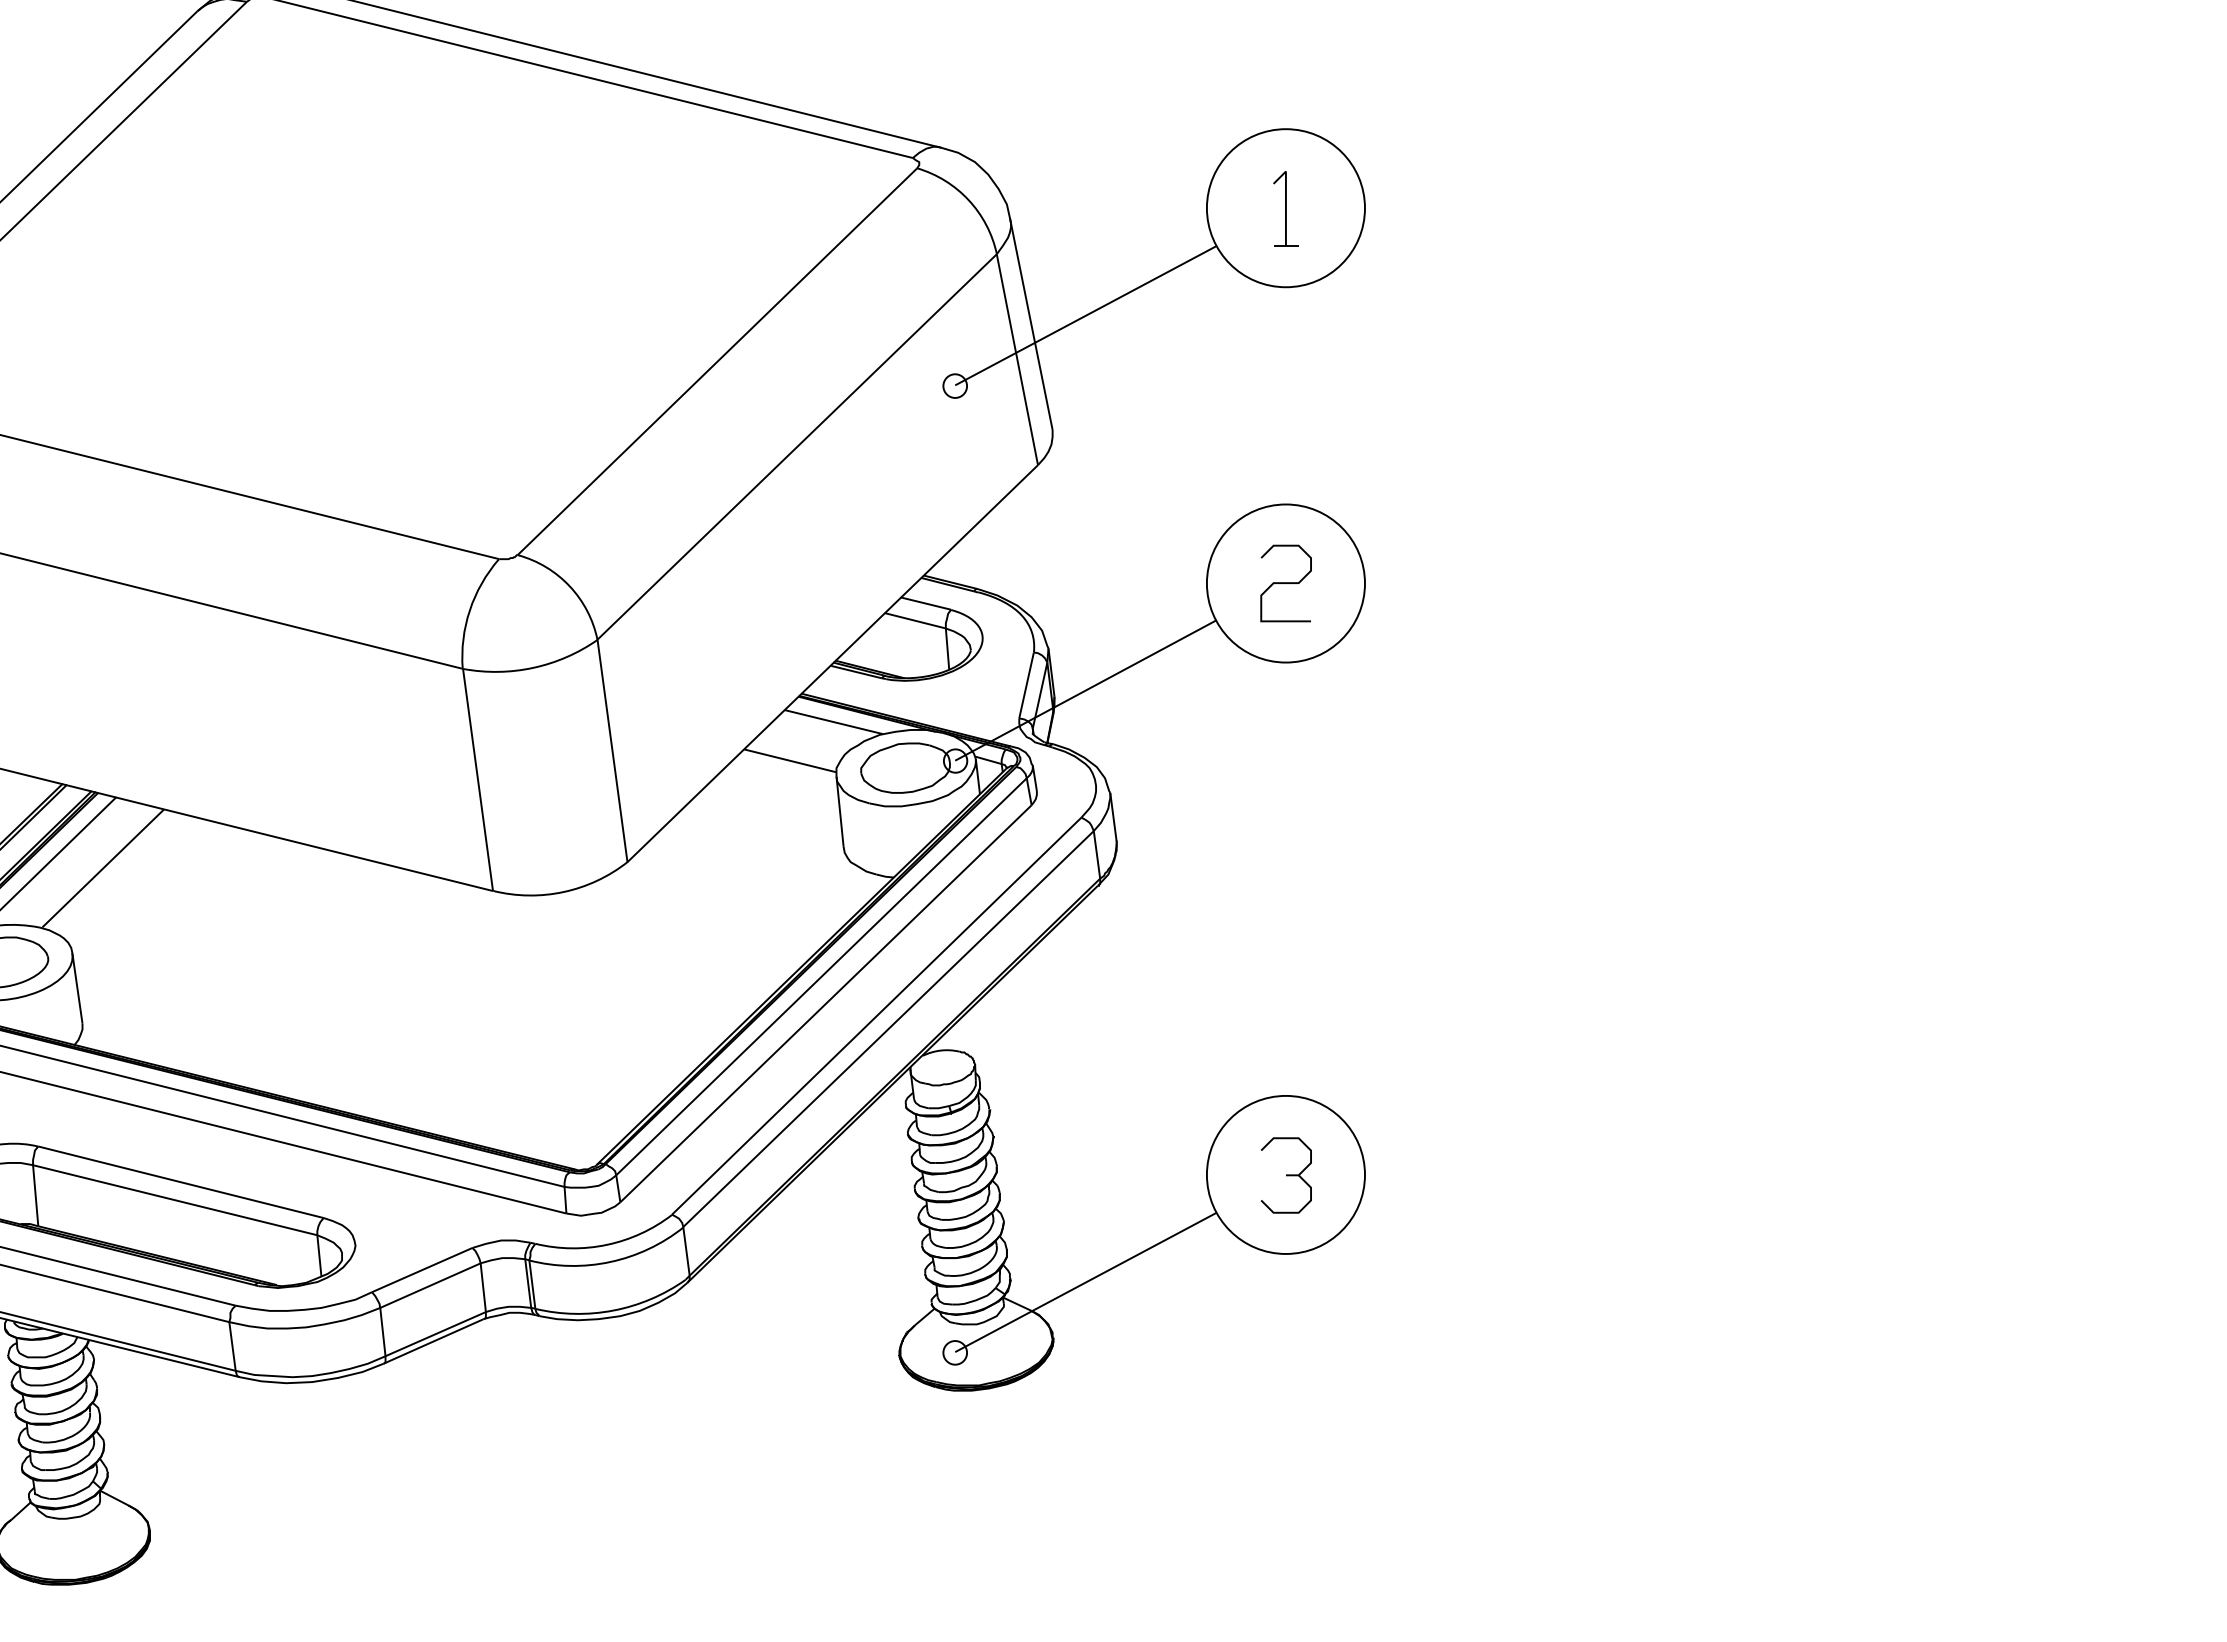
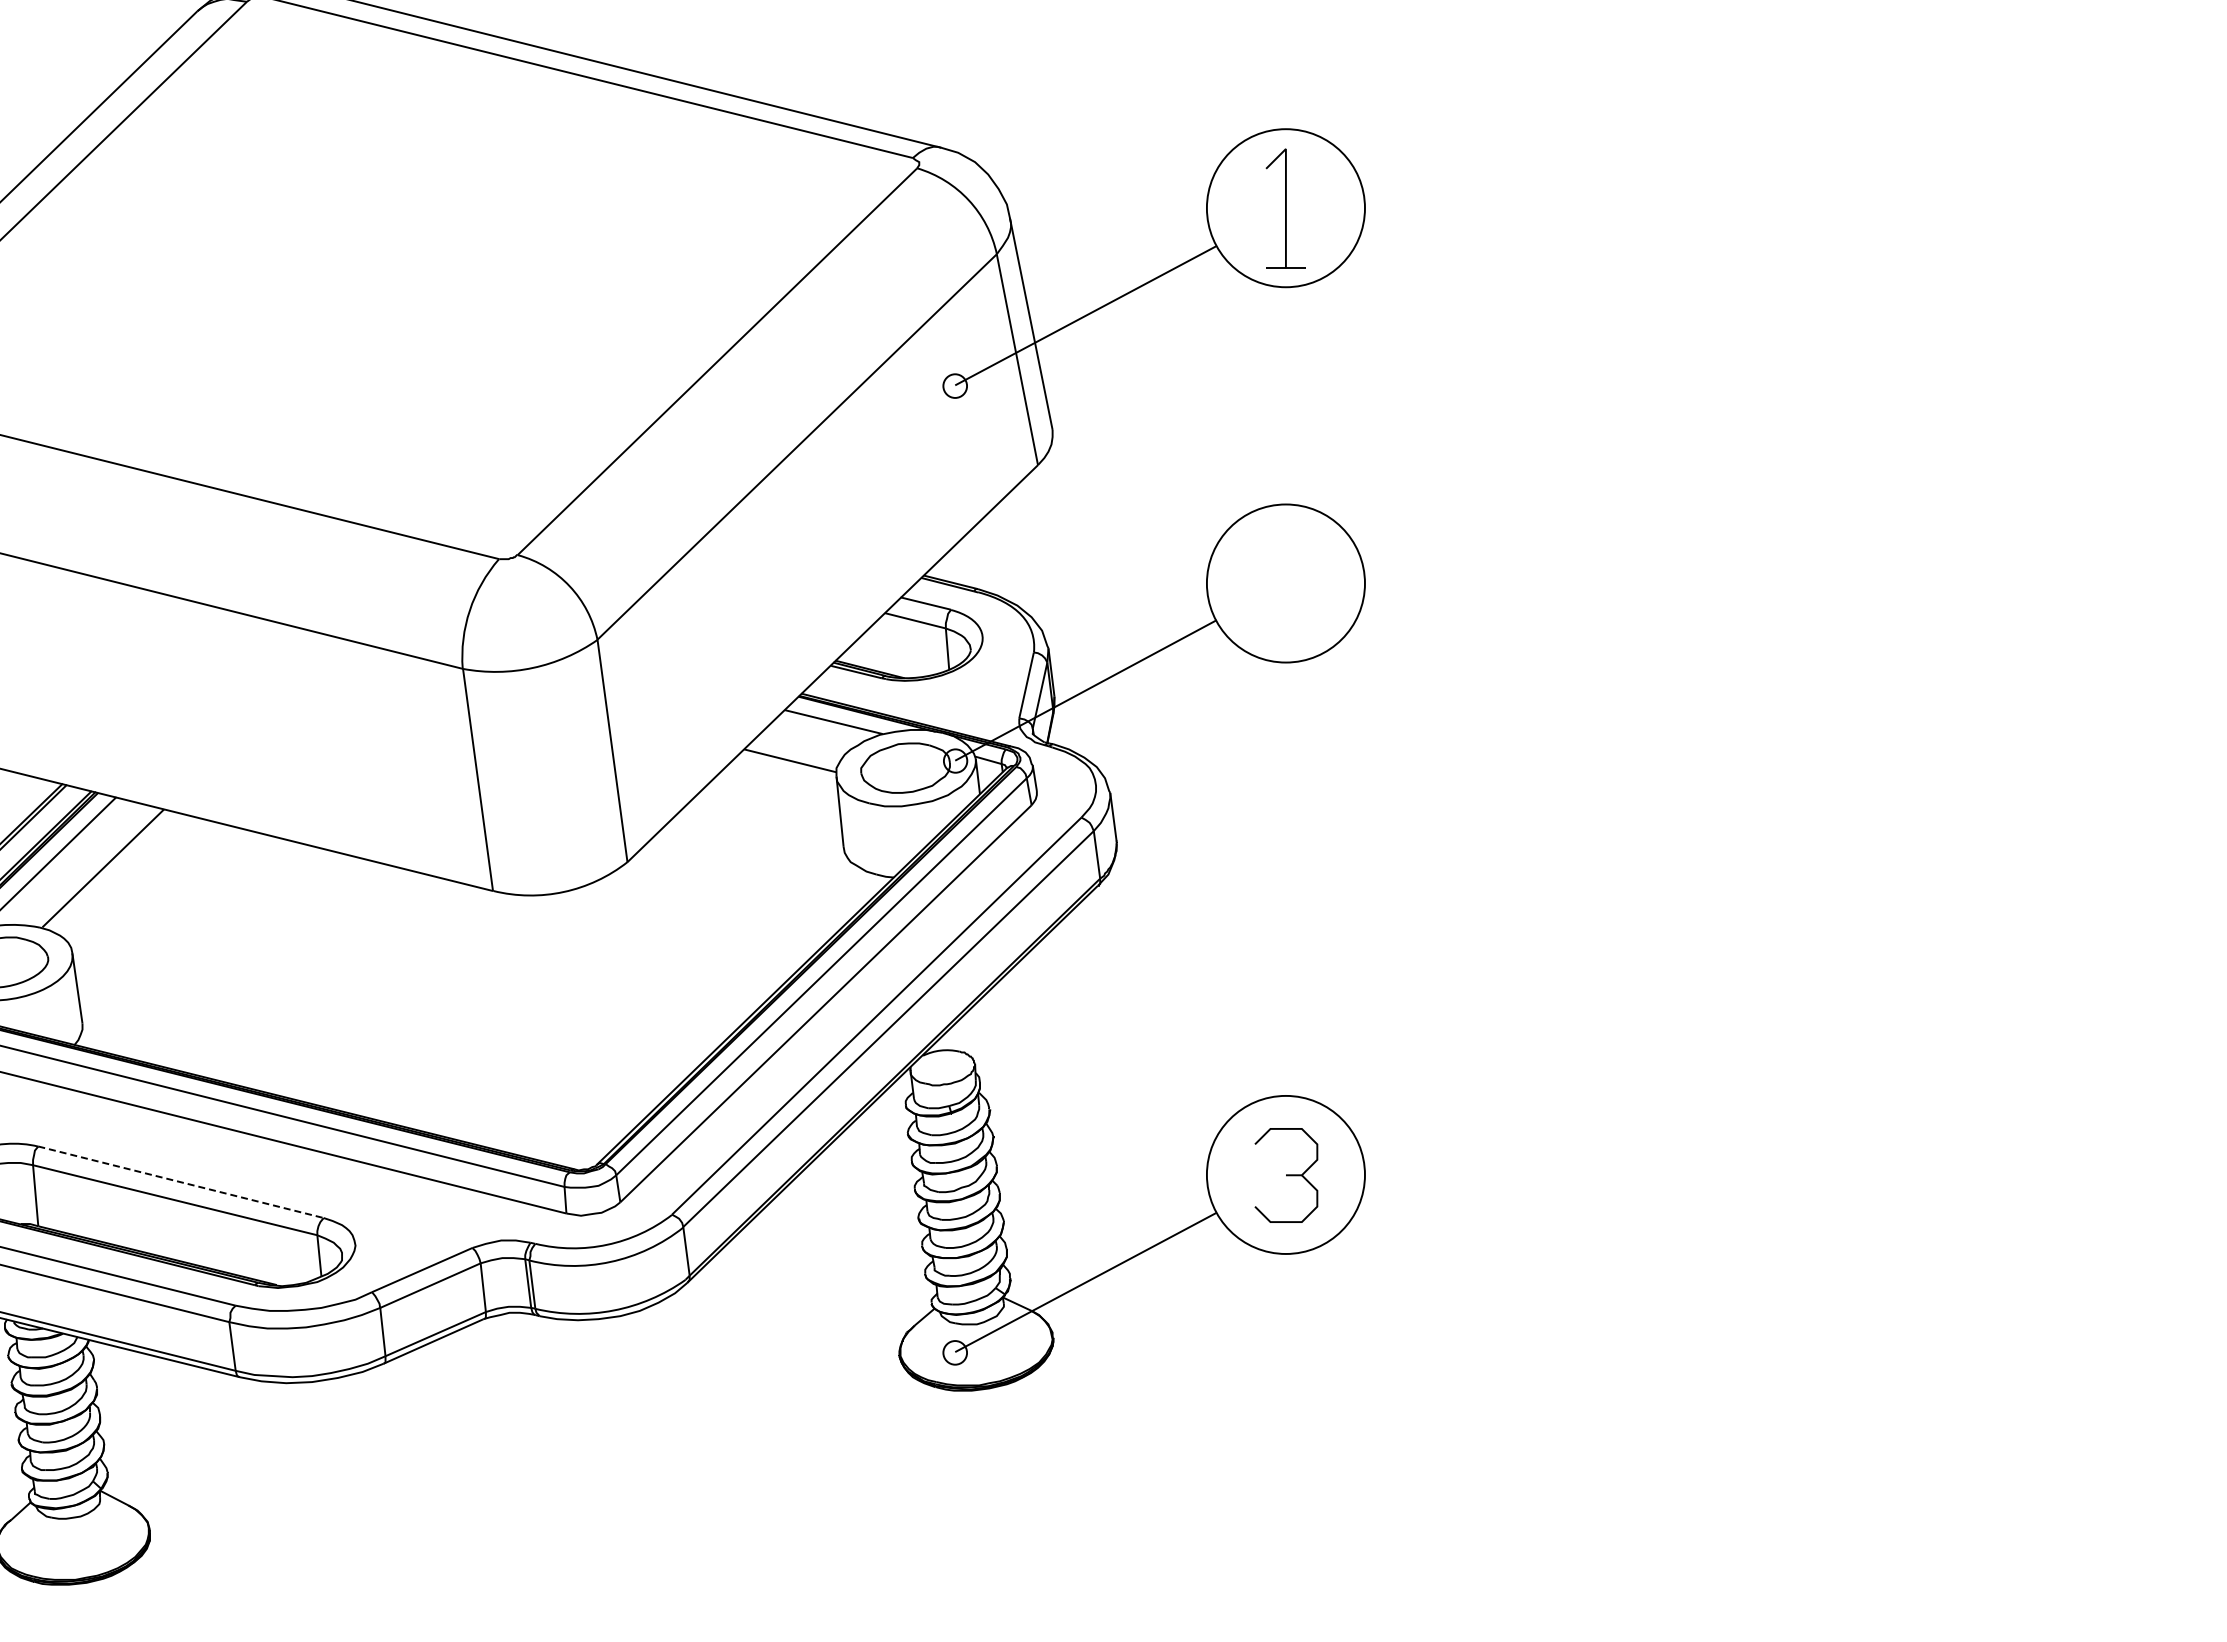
part size: 26x76 px -> 41x121 px (1285, 208)
curve: present -> none (1285, 583)
part size: 52x77 px -> 65x95 px (1286, 1175)
line: solid -> dashed (181, 1182)
